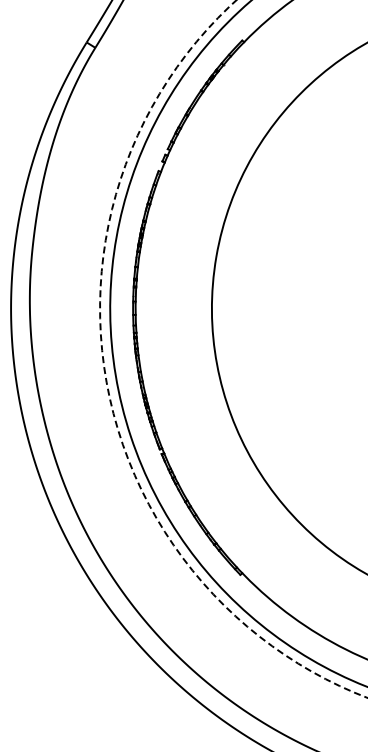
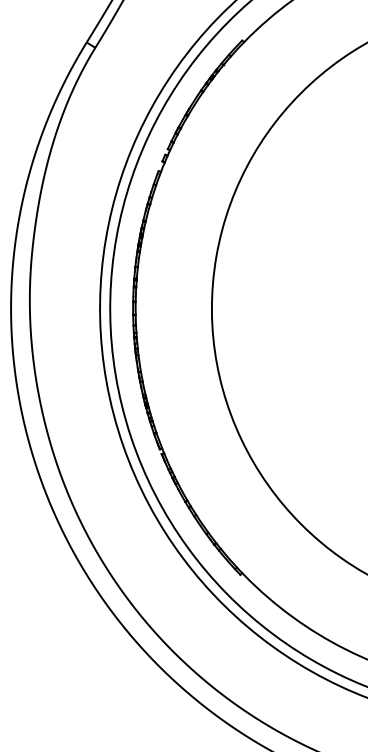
arc: dashed -> solid (107, 386)
